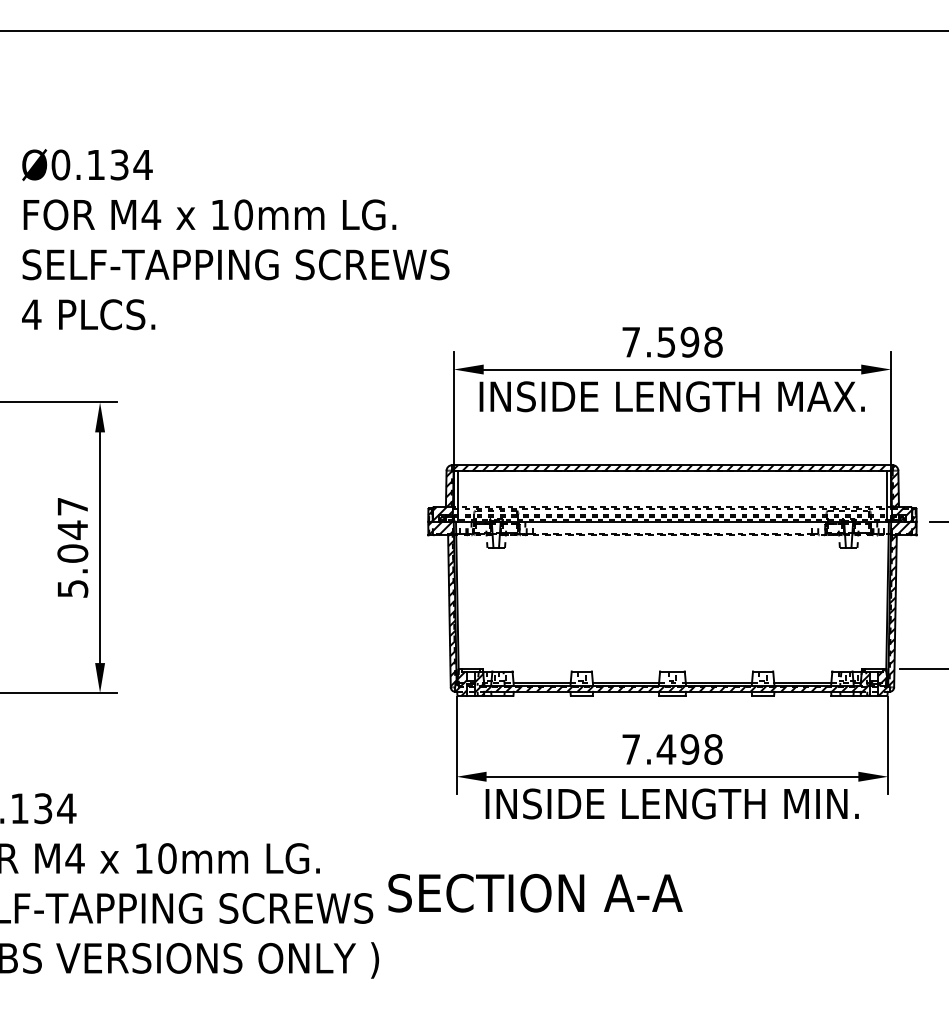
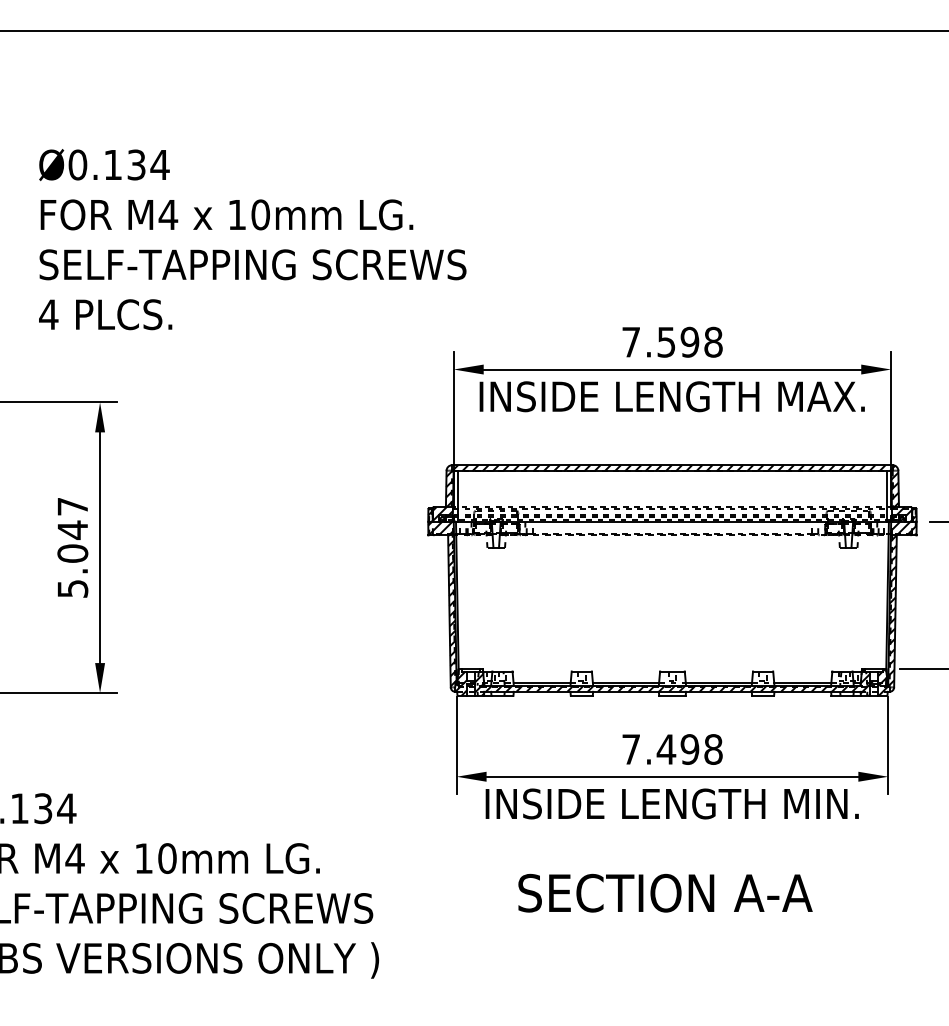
text position: (235, 239) -> (252, 239) (252, 239)
text position: (535, 892) -> (665, 892) (665, 892)
